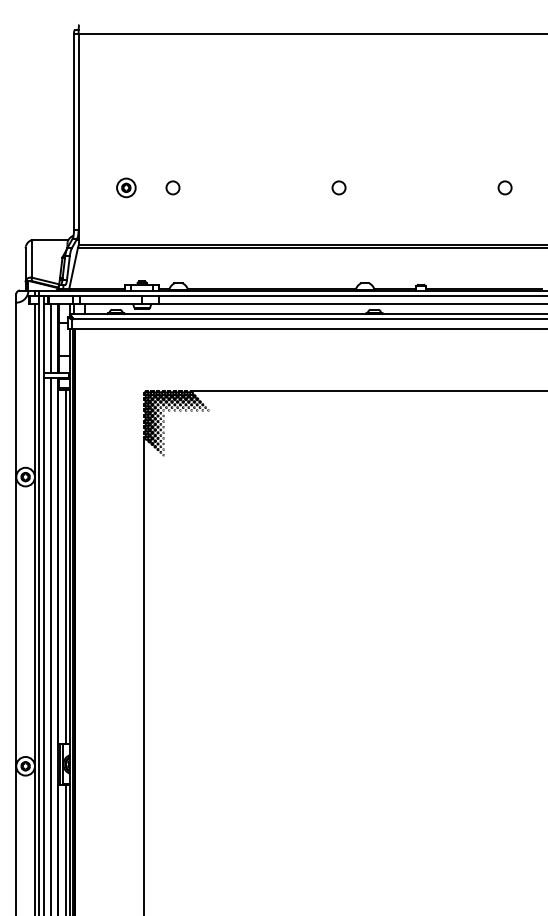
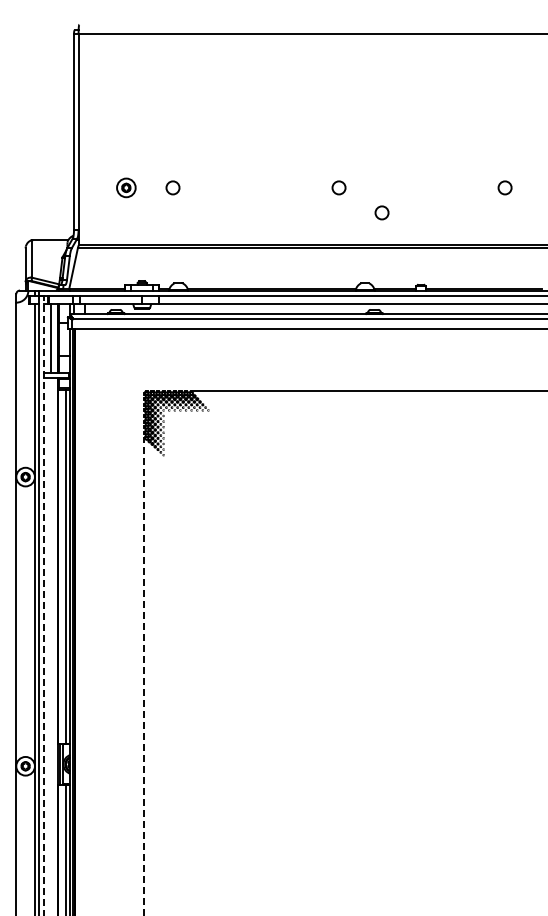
circle: none -> present (381, 212)
line: solid -> dashed (44, 605)
line: present -> none (51, 644)
line: solid -> dashed (144, 676)
